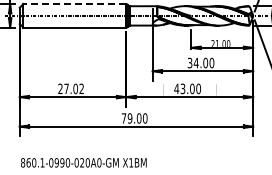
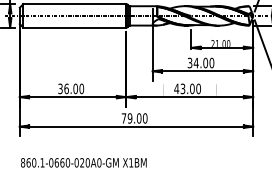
line: dashed -> solid (74, 4)
text: 27.02 -> 36.00 (71, 88)
text: 860.1-0990-020A0-GM -> 860.1-0660-020A0-GM (59, 162)
